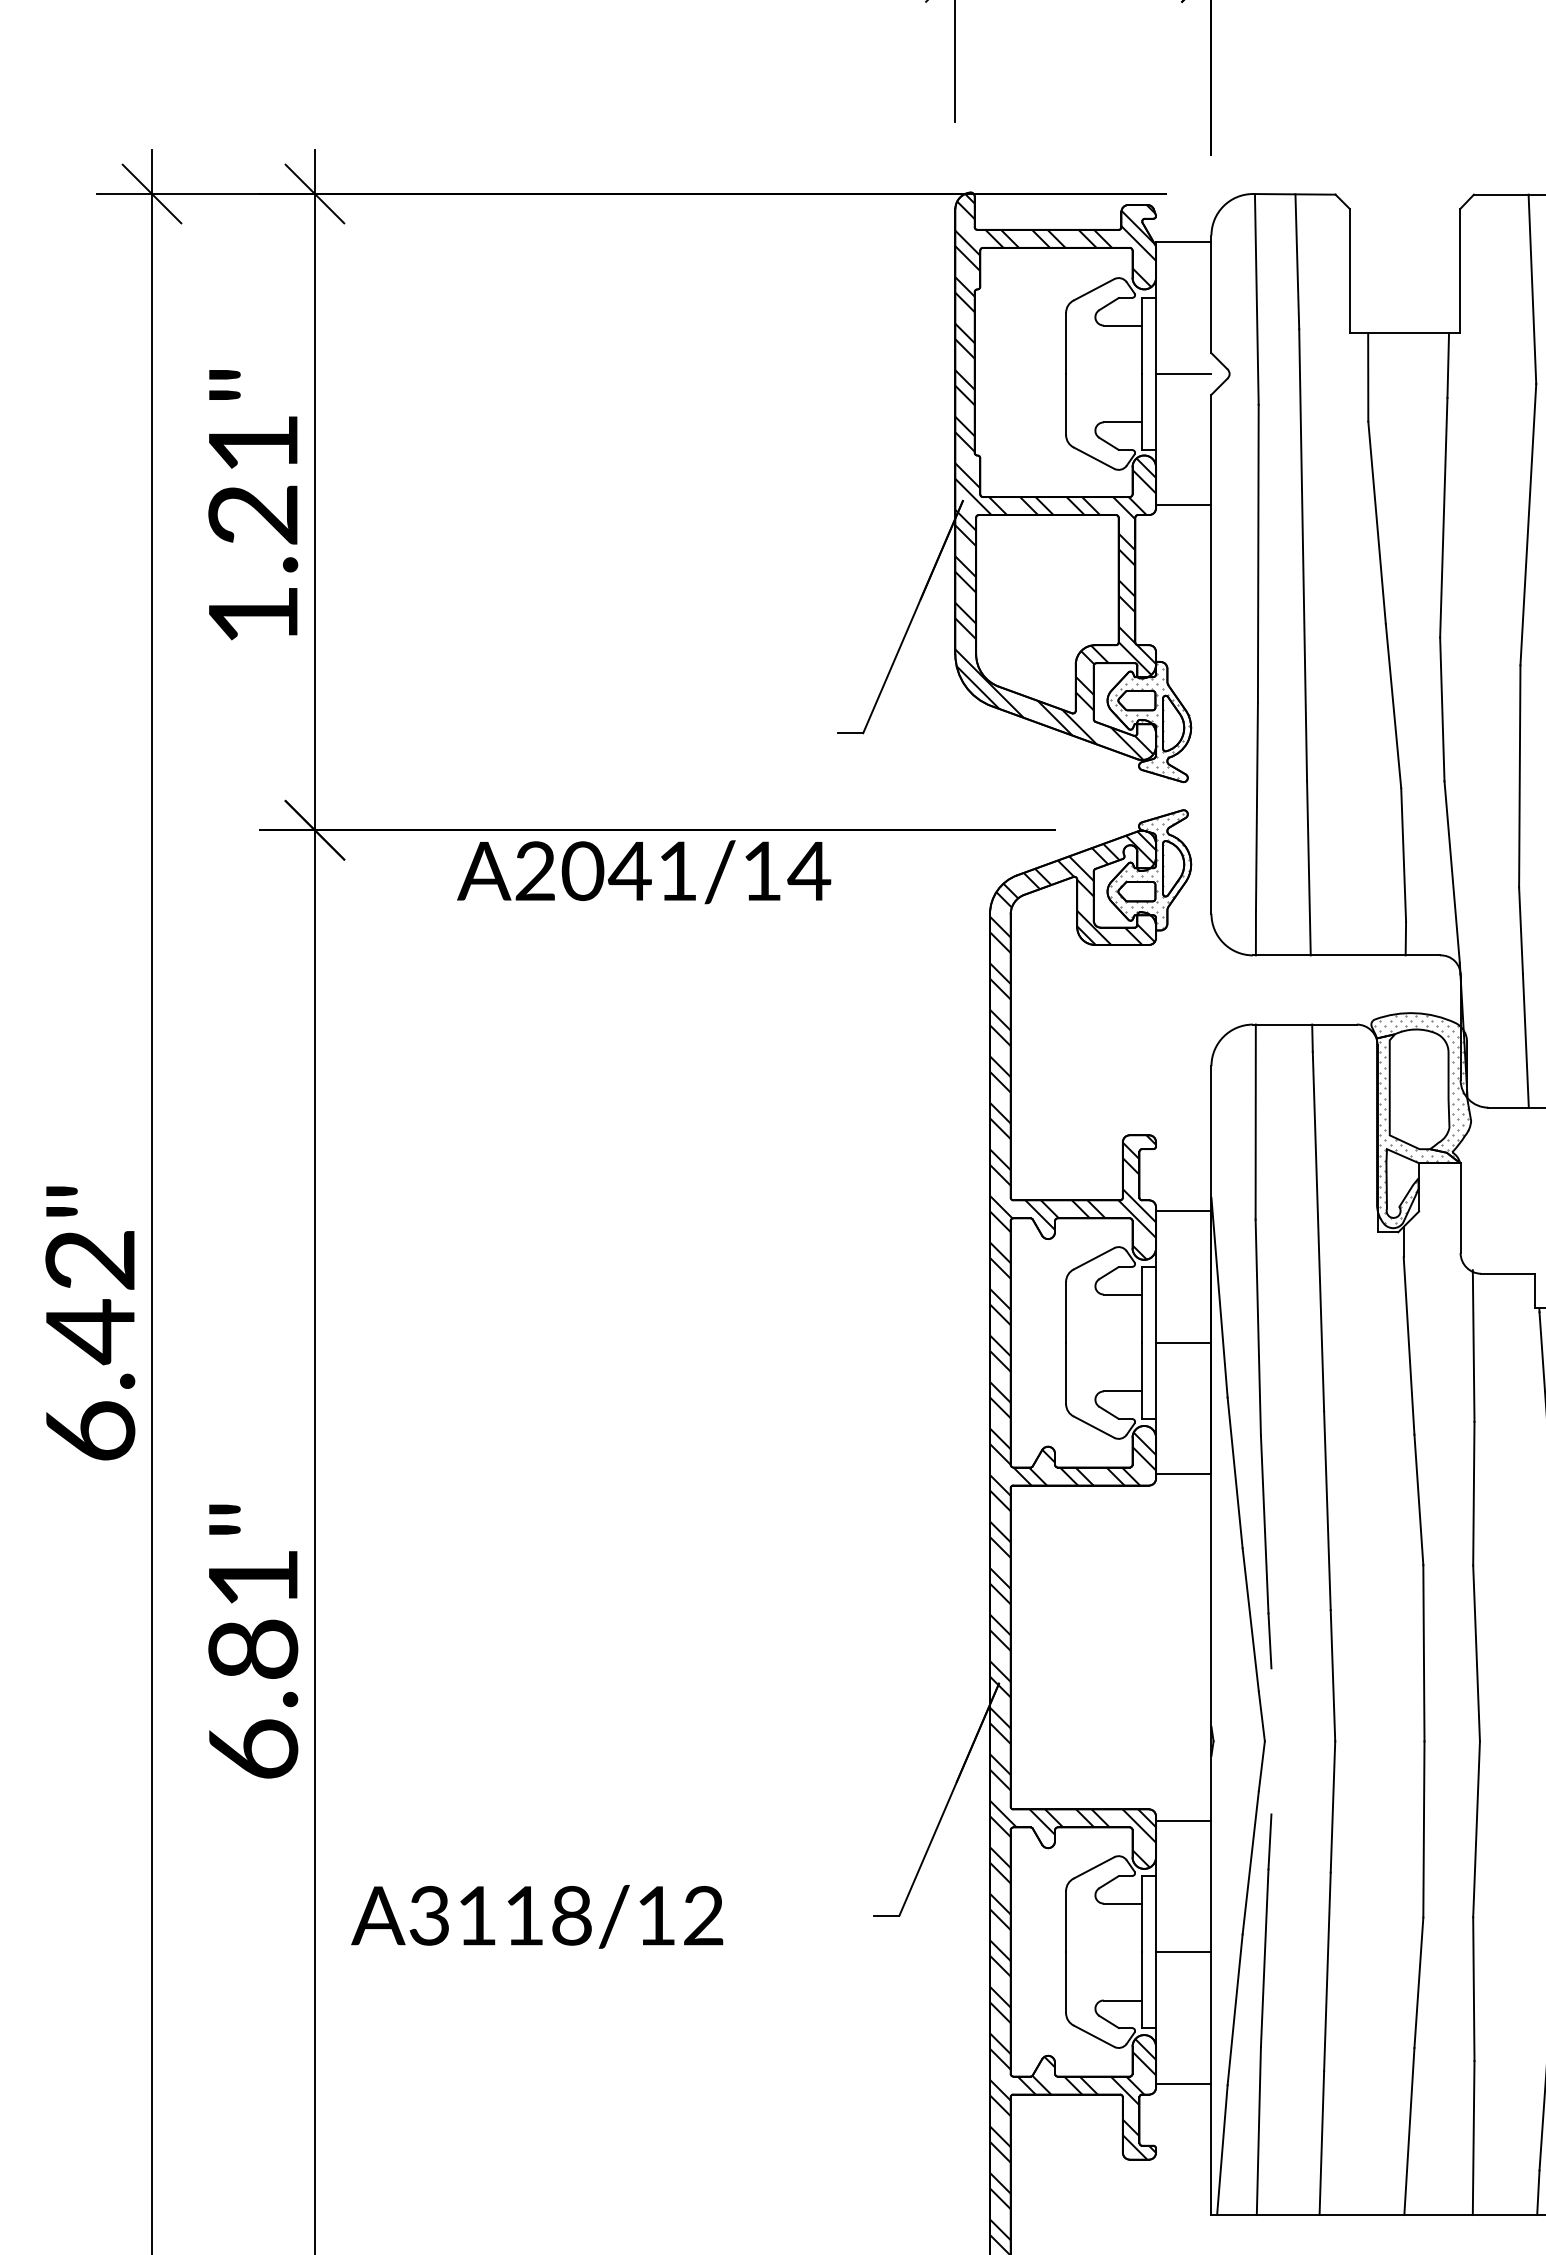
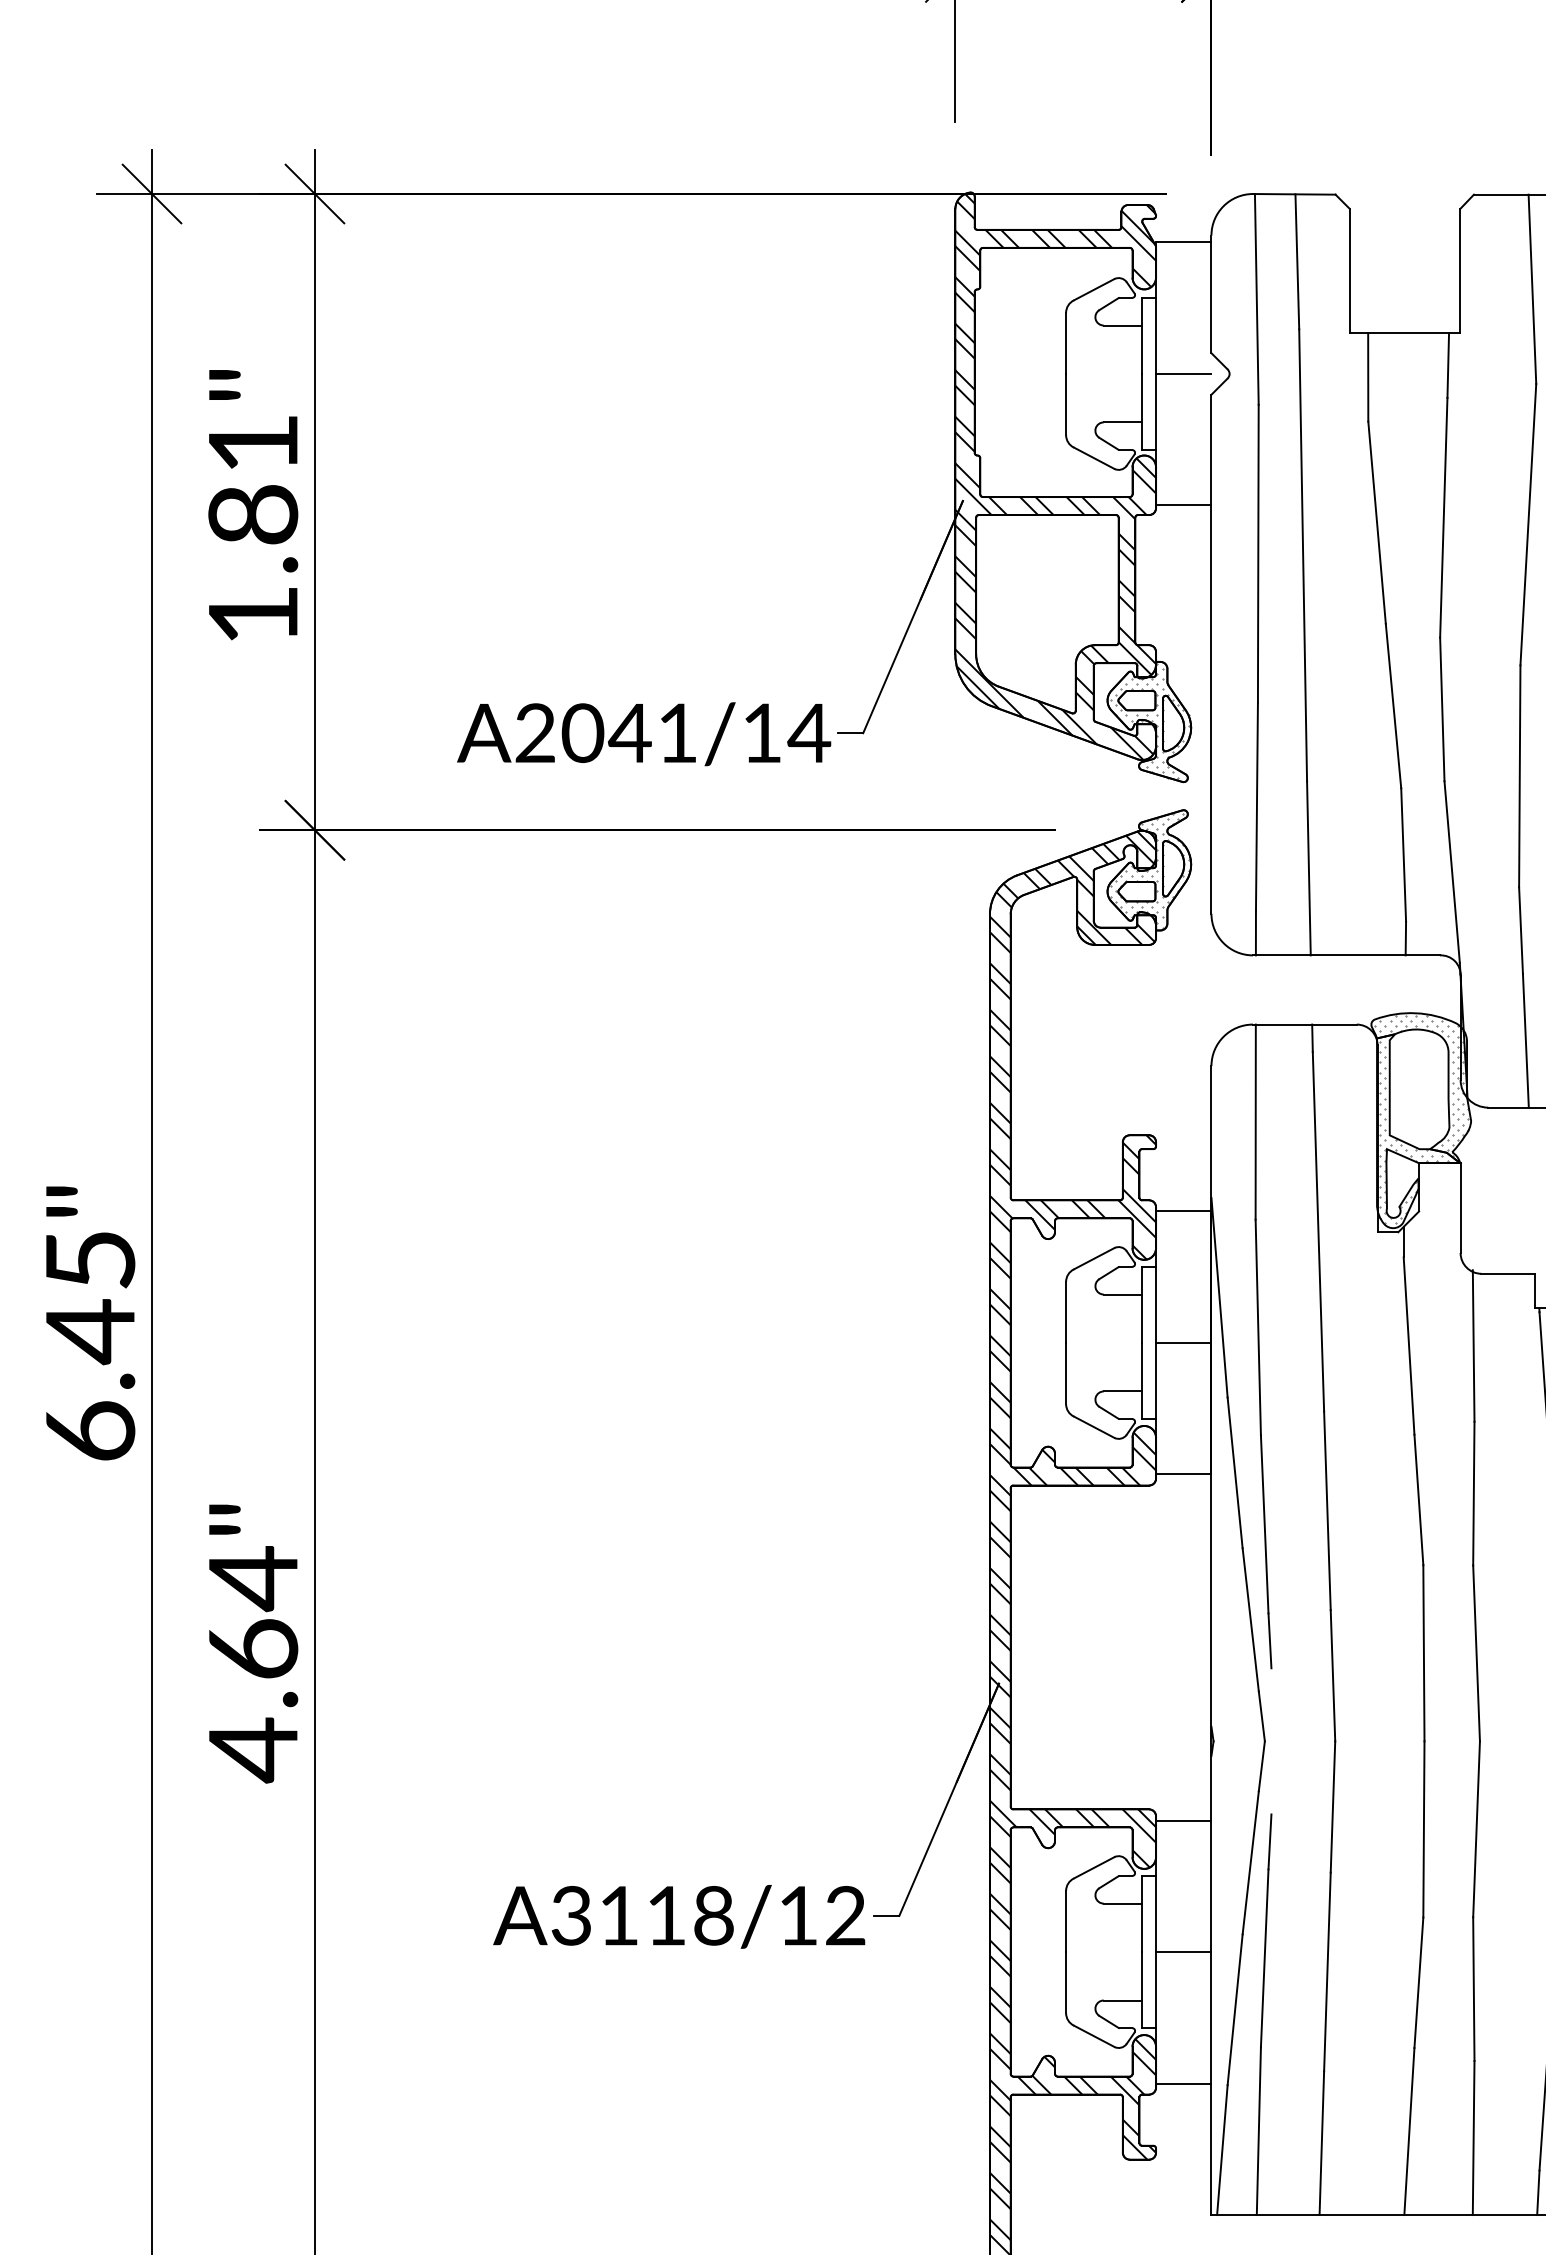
text: 1.21" -> 1.81" (253, 514)
text position: (644, 872) -> (644, 734) (644, 734)
text: 6.42" -> 6.45" (90, 1260)
text: 6.81" -> 4.64" (253, 1664)
text position: (537, 1916) -> (679, 1916) (679, 1916)
